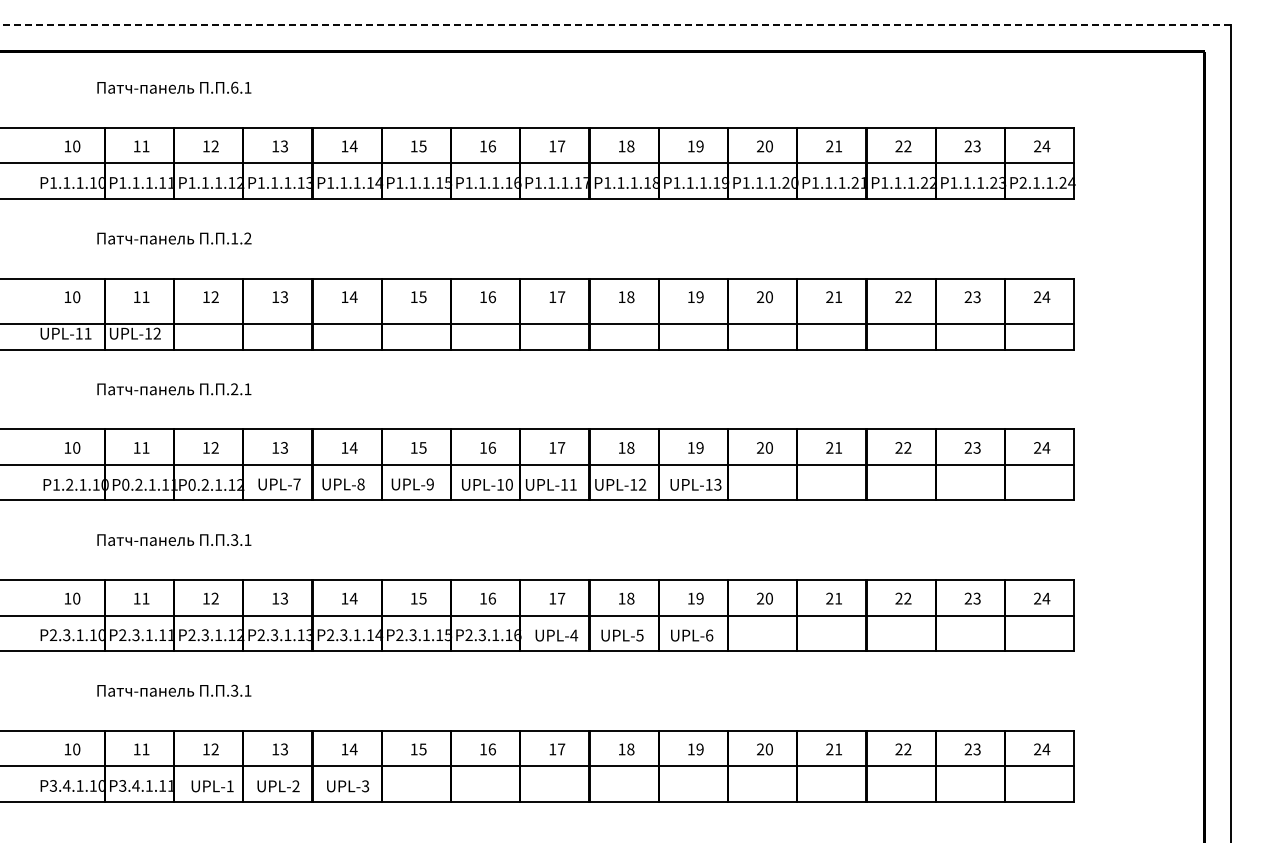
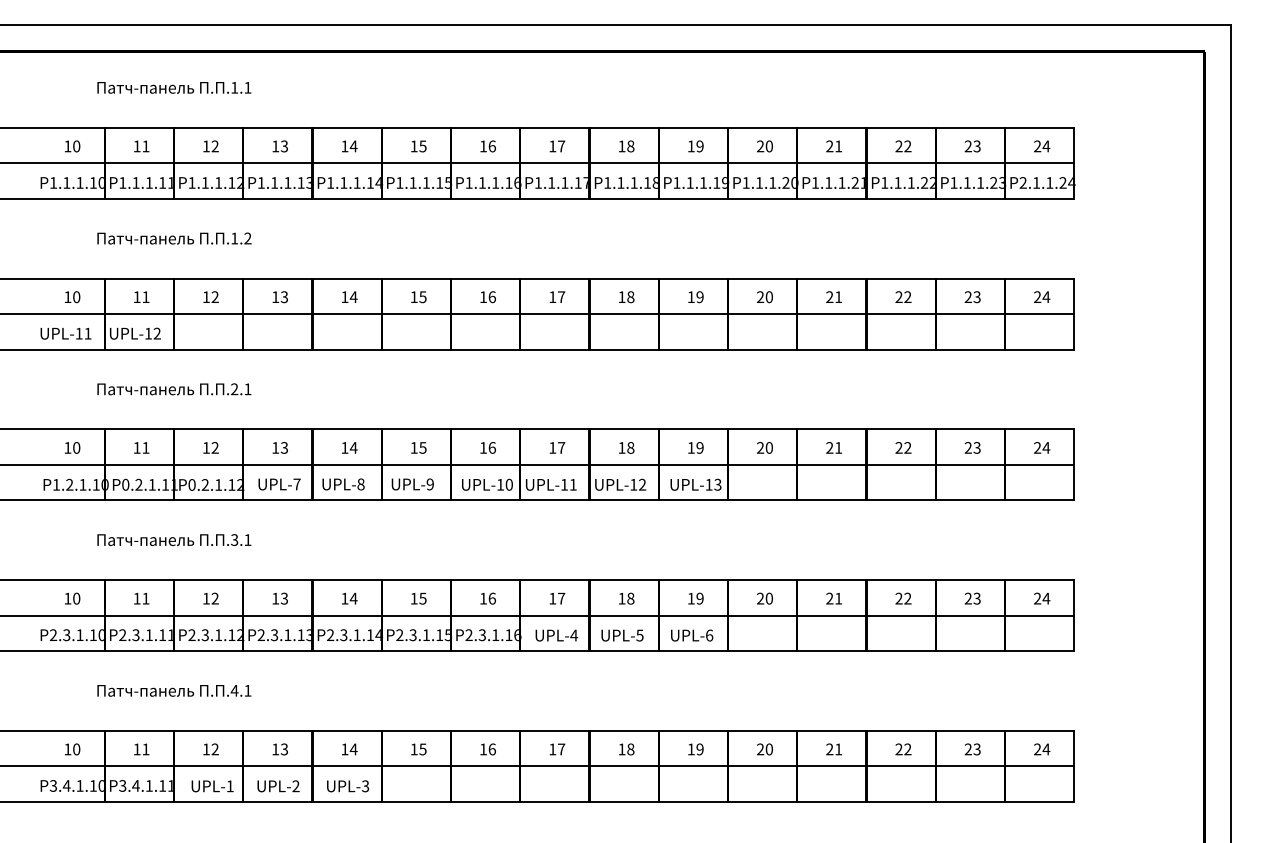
line: dashed -> solid (615, 25)
text: .6.1 -> .1.1 (234, 87)
line position: (538, 324) -> (538, 314) (538, 314)
text: .3.1 -> .4.1 (234, 690)
